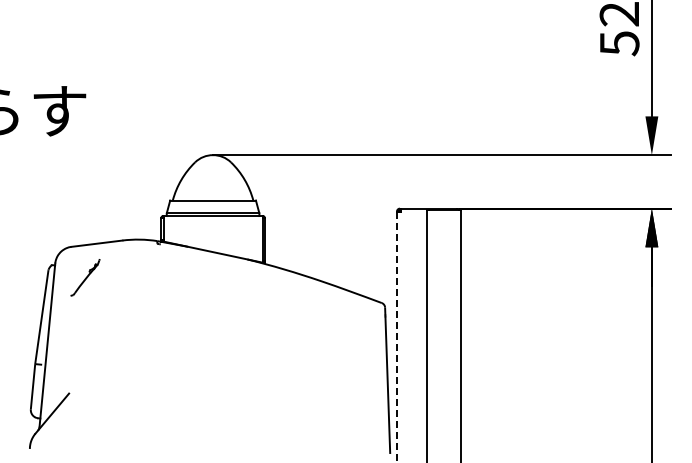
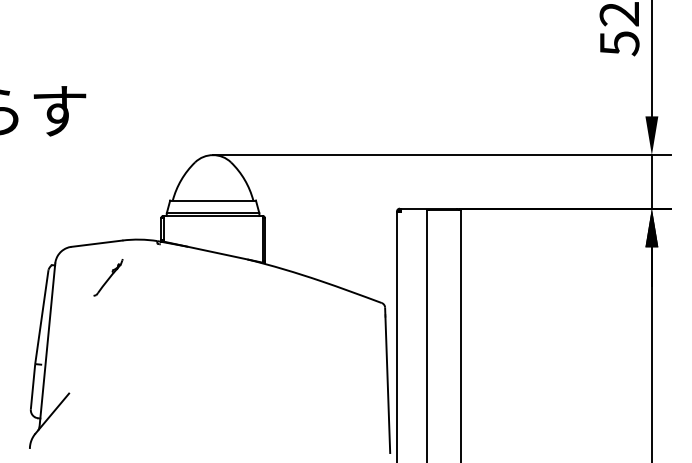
line: none -> present (651, 181)
part position: (85, 277) -> (108, 277) (108, 277)
line: dashed -> solid (396, 337)
